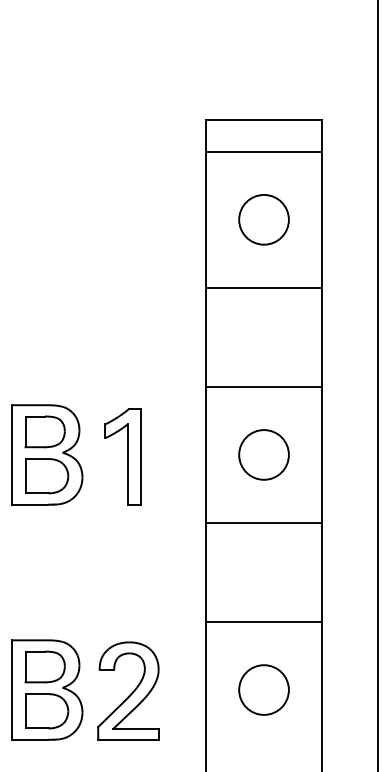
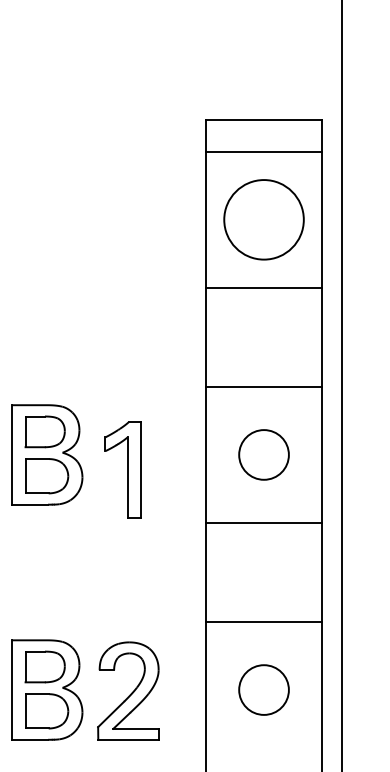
circle diameter: 50 px -> 80 px (263, 219)
line position: (378, 385) -> (342, 385) (342, 385)
part position: (122, 456) -> (122, 469) (122, 469)
